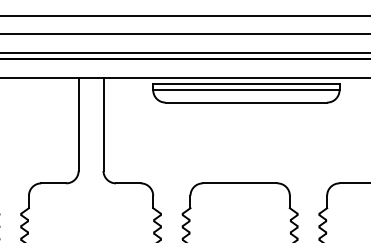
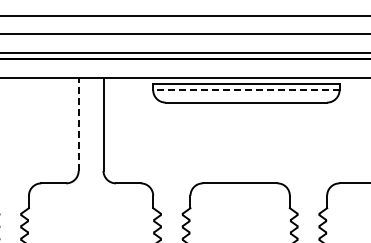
line: solid -> dashed (245, 90)
line: solid -> dashed (78, 124)
